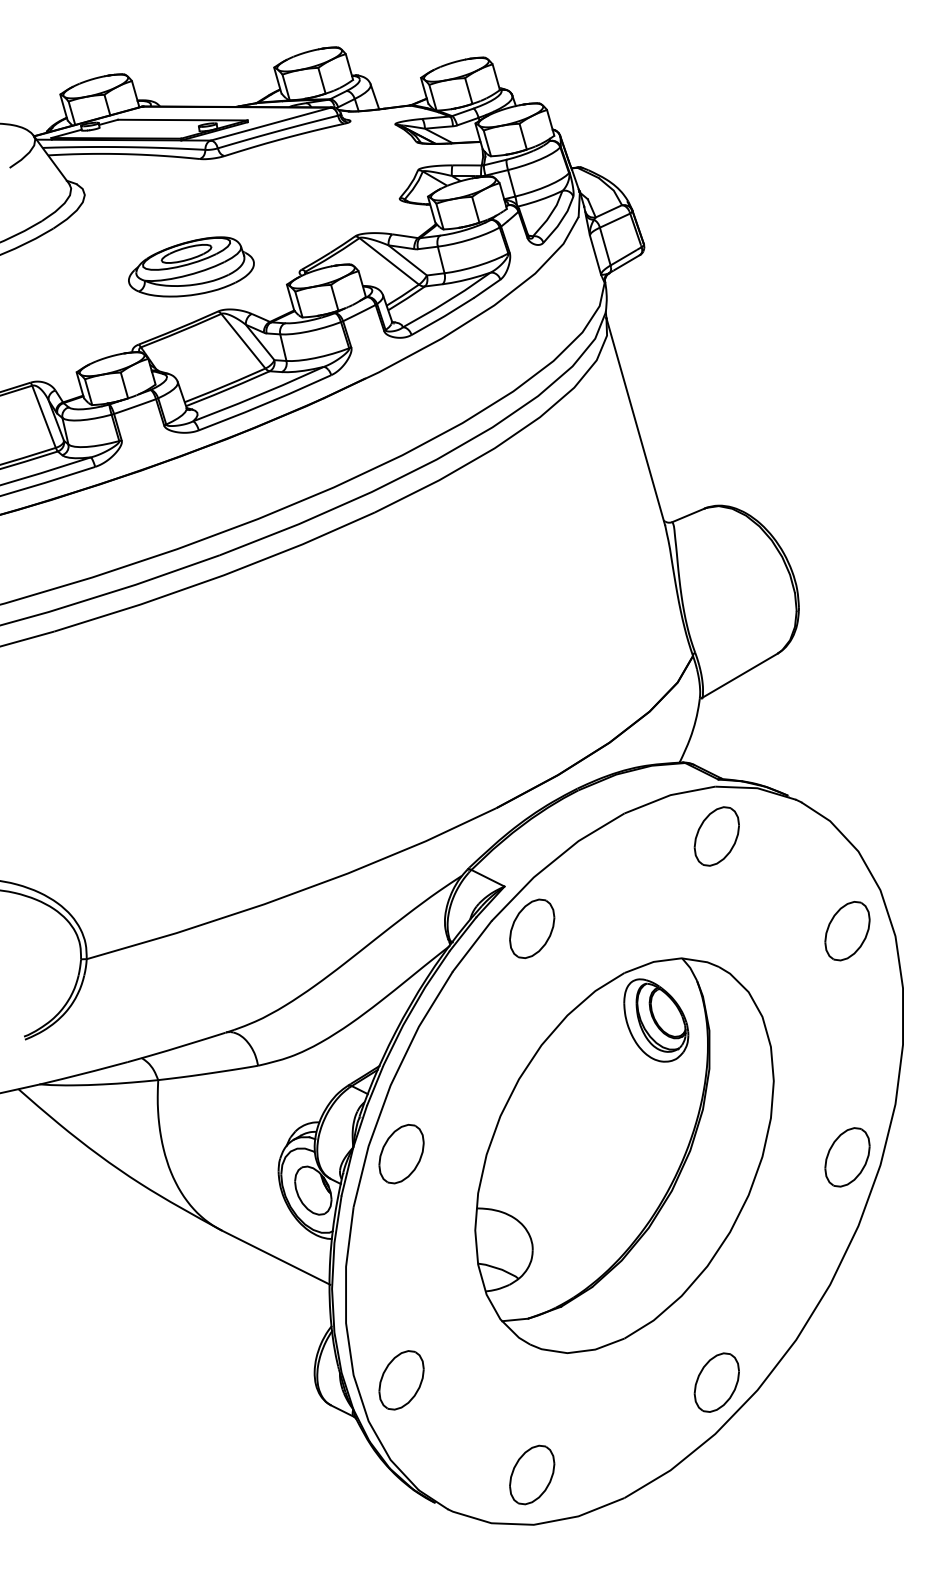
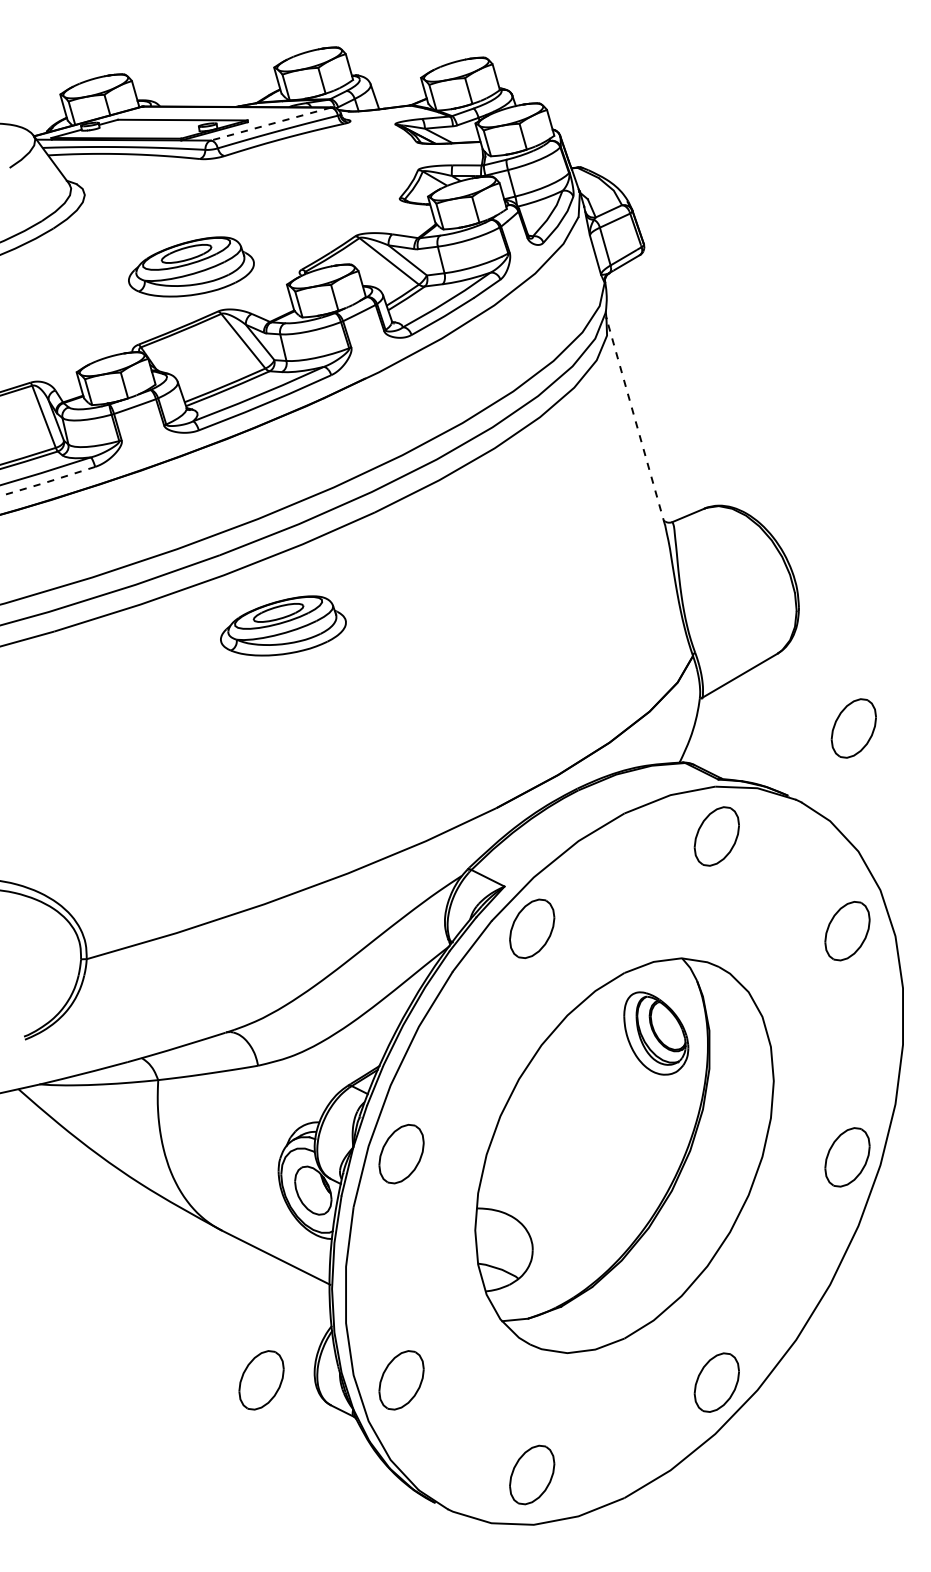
line: solid -> dashed (270, 124)
line: solid -> dashed (635, 421)
line: solid -> dashed (46, 482)
part: none -> present (283, 625)
part: none -> present (853, 728)
part position: (656, 1020) -> (656, 1033) (656, 1033)
part: none -> present (261, 1380)
